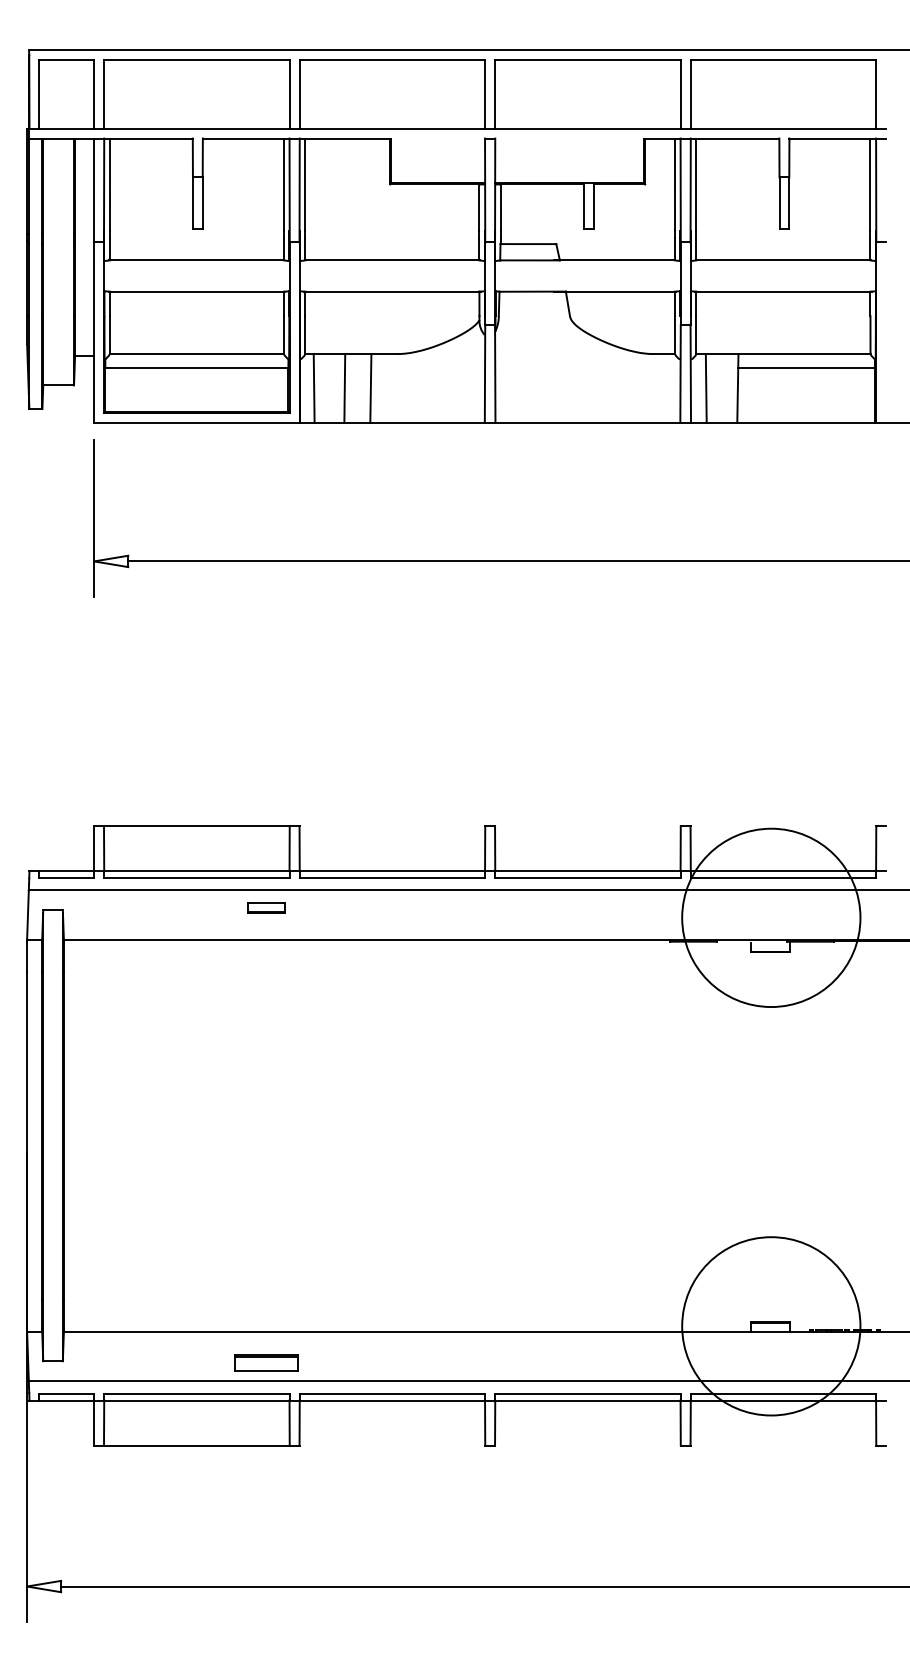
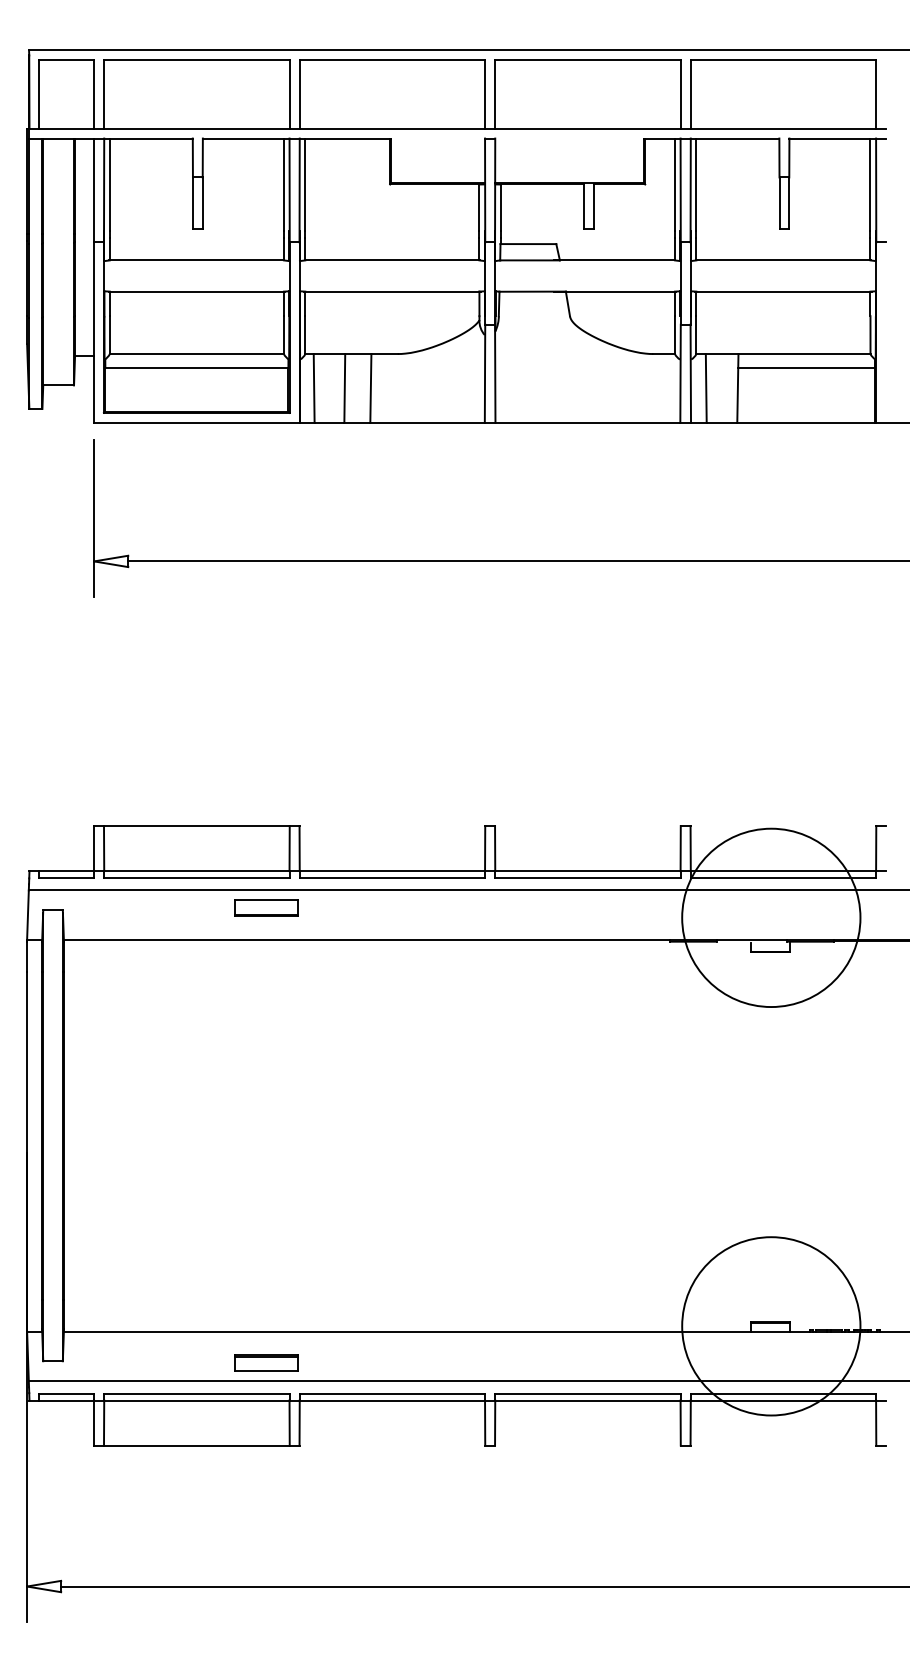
part size: 39x12 px -> 65x18 px (266, 907)
